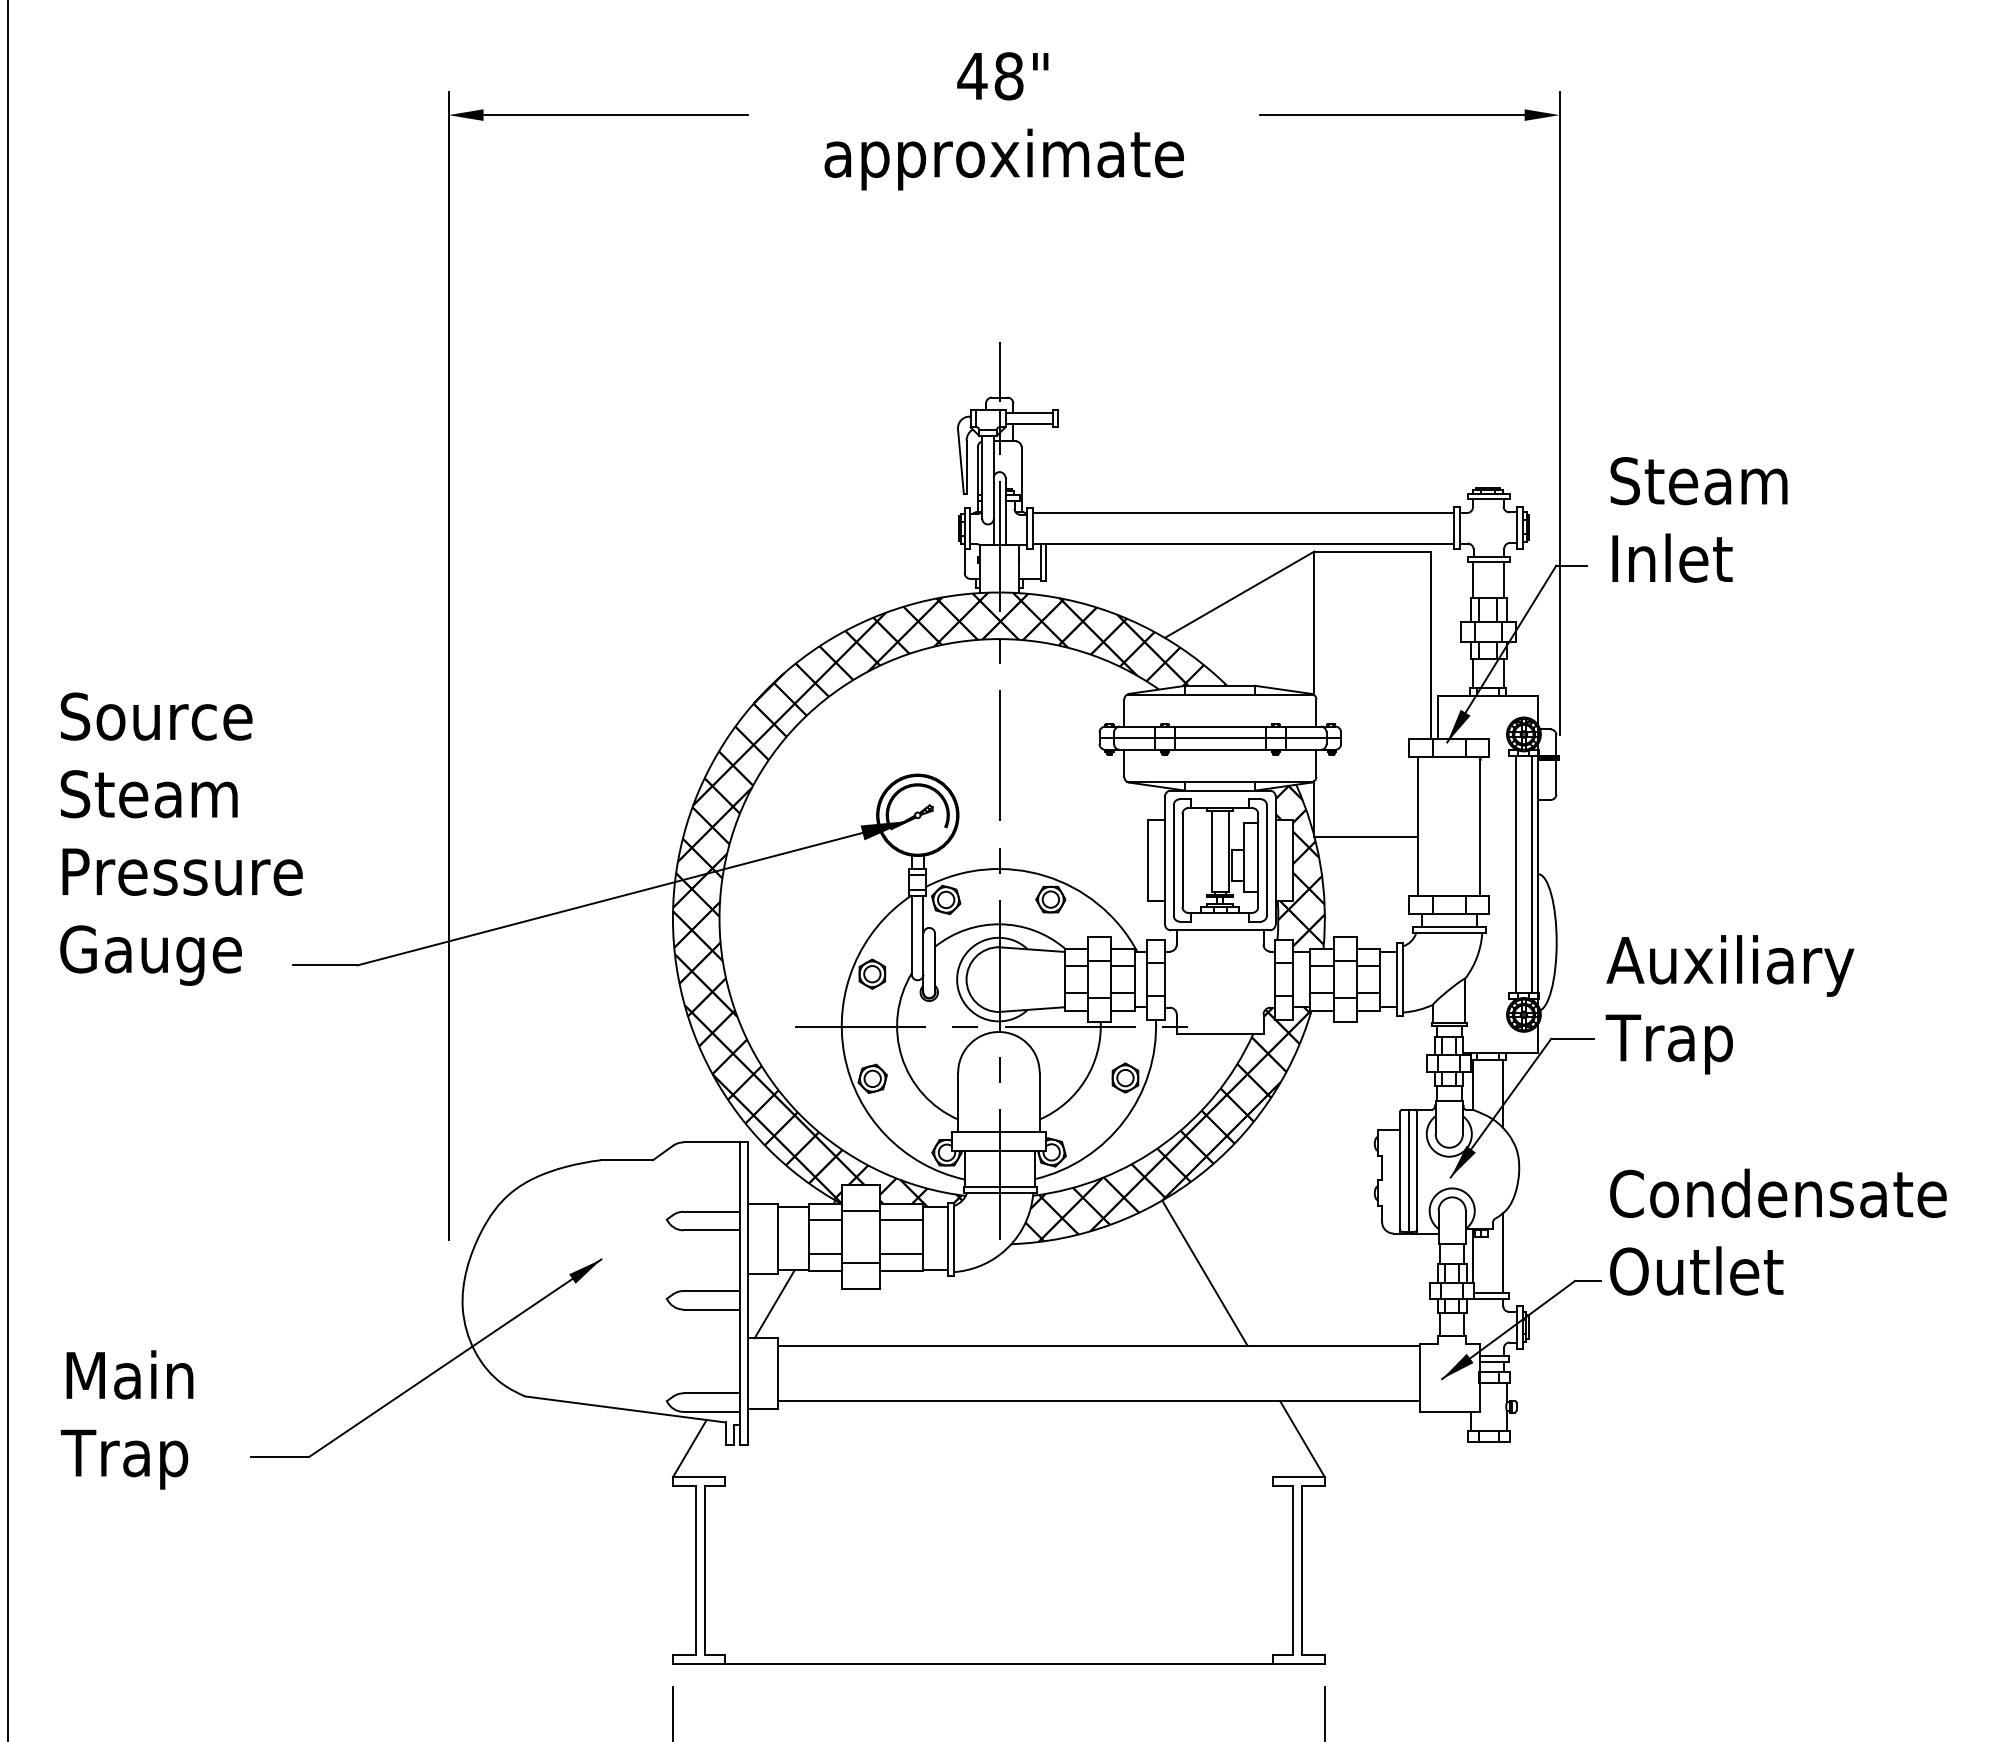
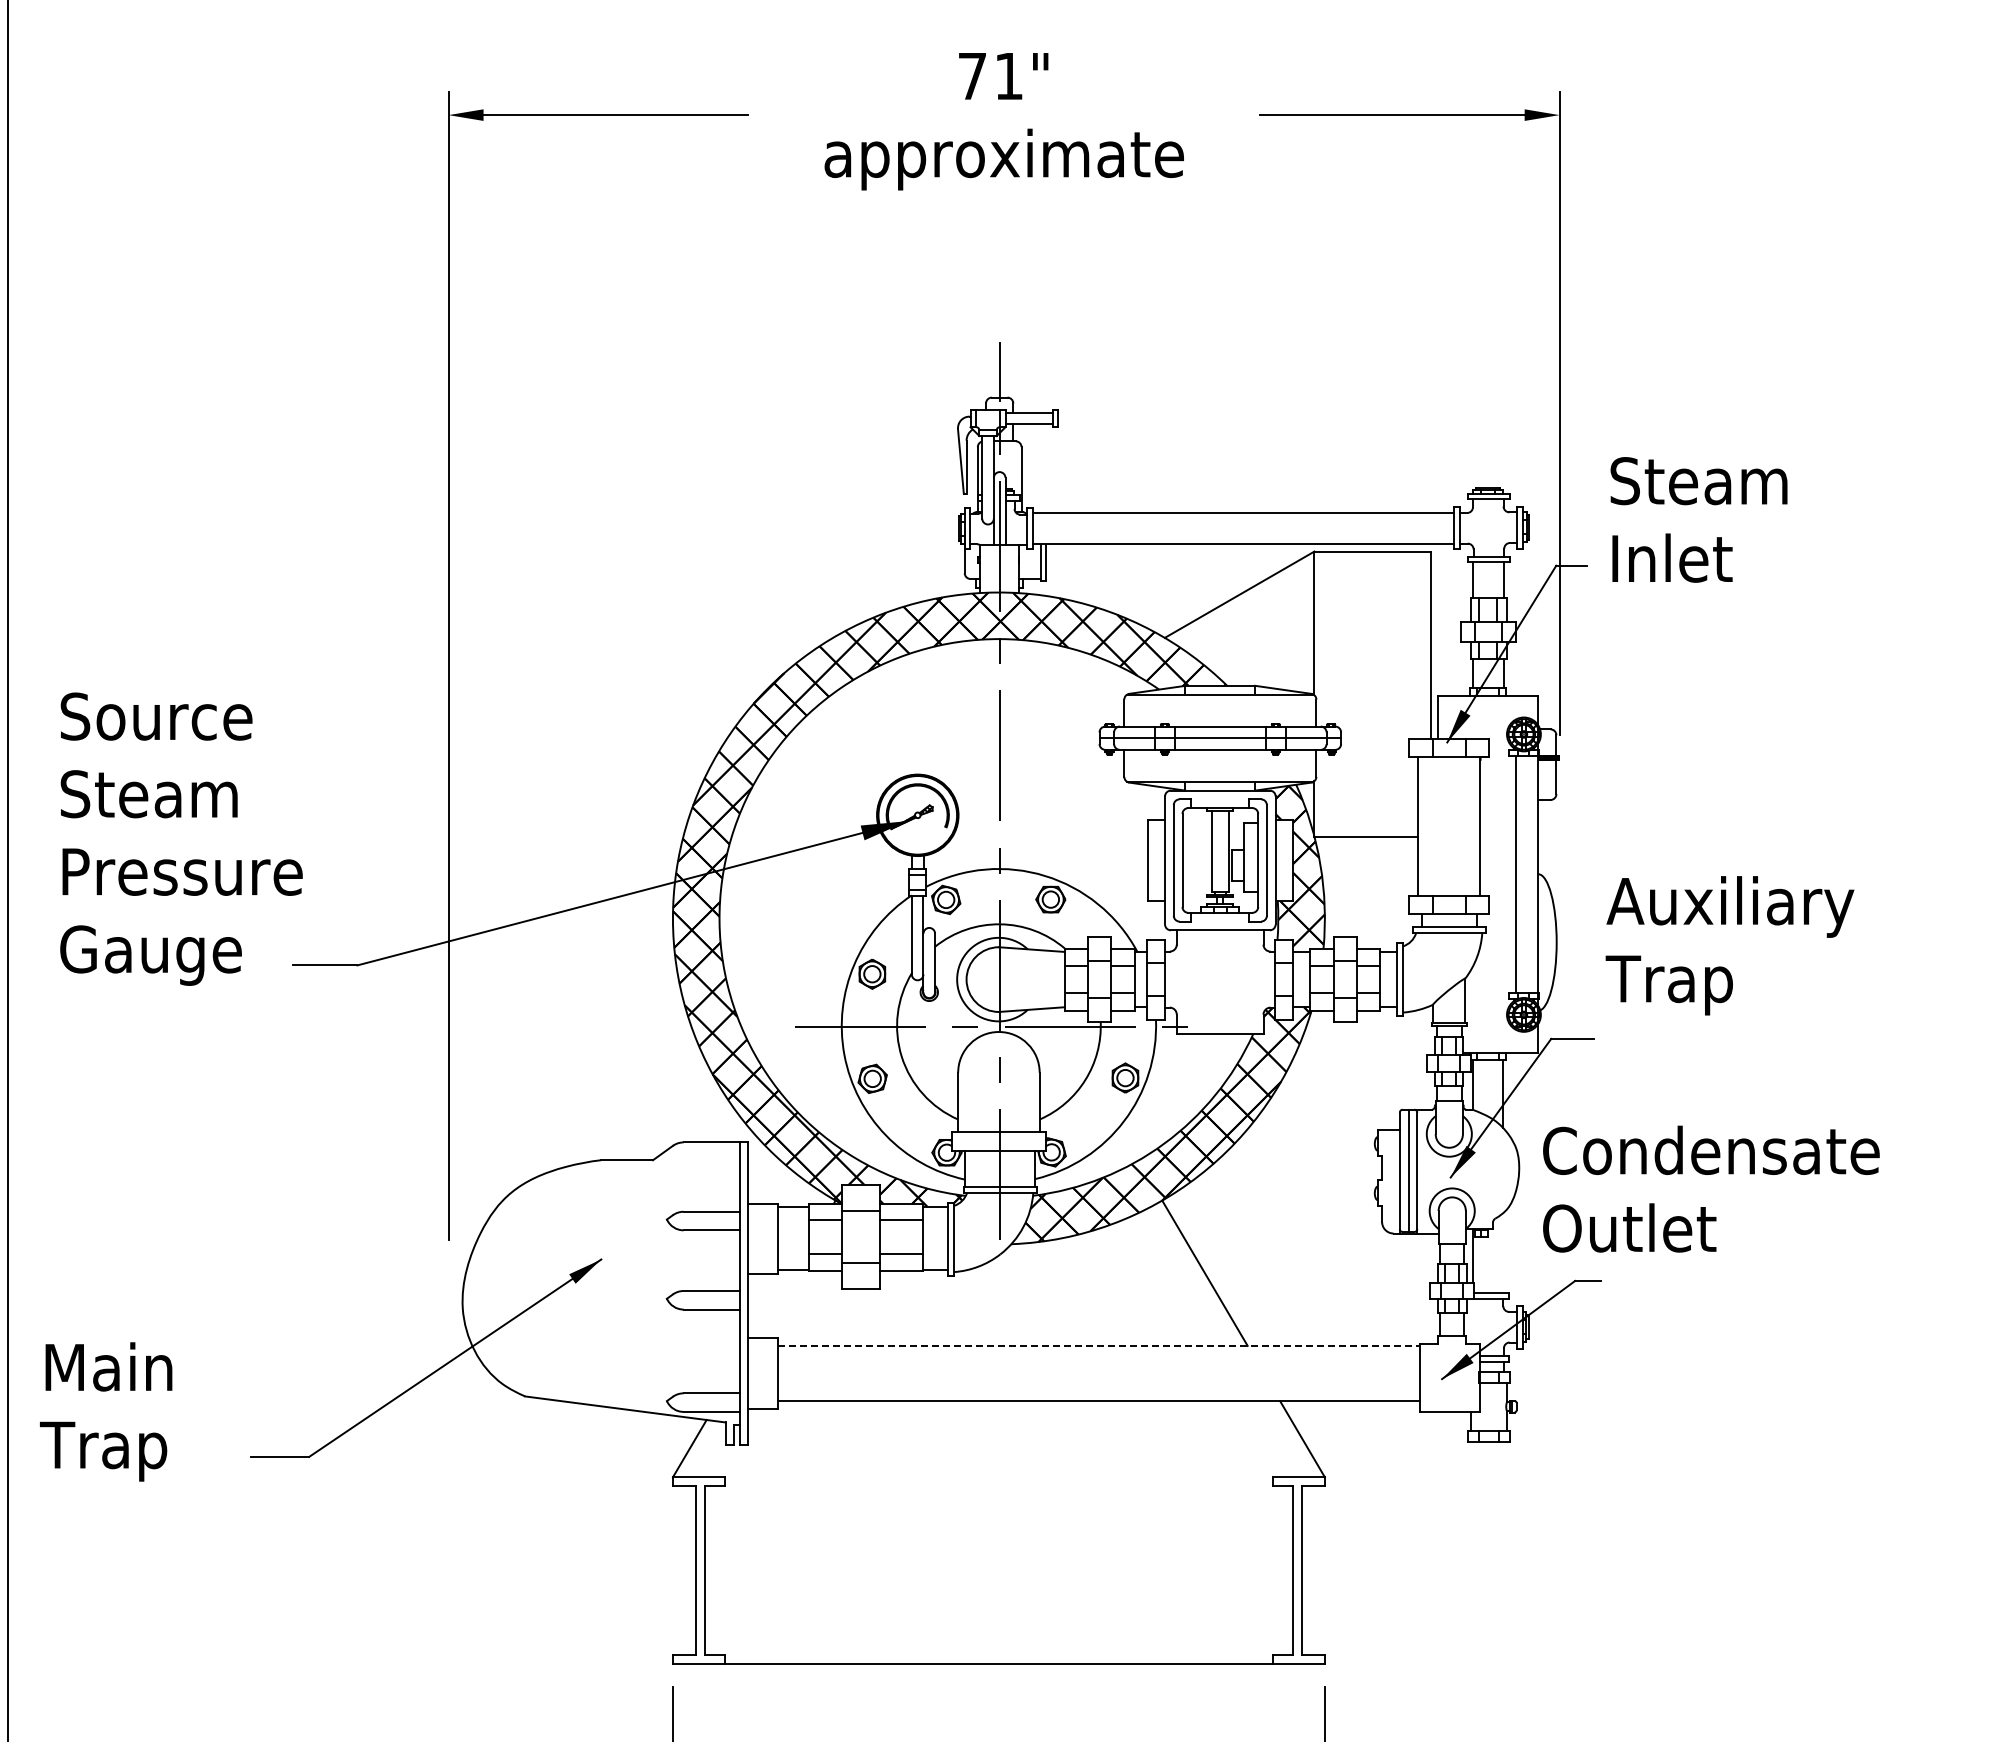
text: 48" -> 71" (990, 76)
line: present -> none (1532, 874)
text position: (1729, 1004) -> (1729, 945) (1729, 945)
text position: (1778, 1231) -> (1711, 1188) (1711, 1188)
line: present -> none (1503, 1253)
line: present -> none (774, 1304)
line: solid -> dashed (1098, 1345)
text position: (127, 1419) -> (106, 1411) (106, 1411)
